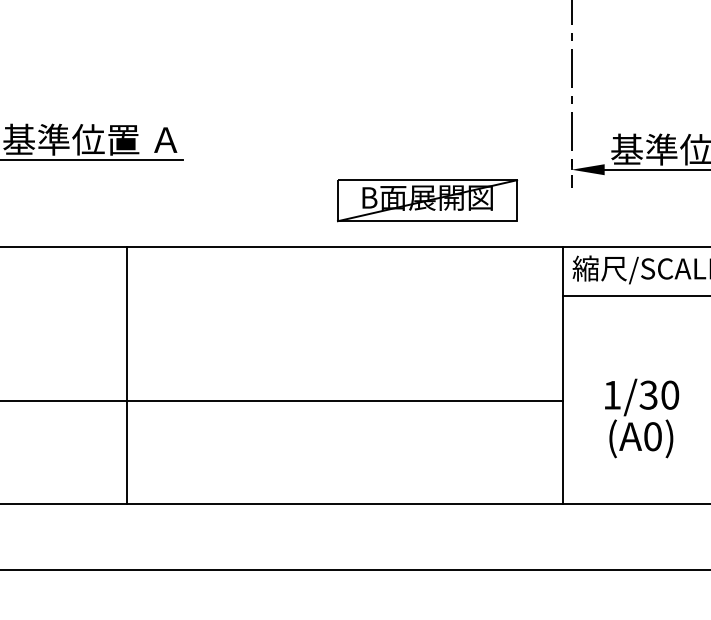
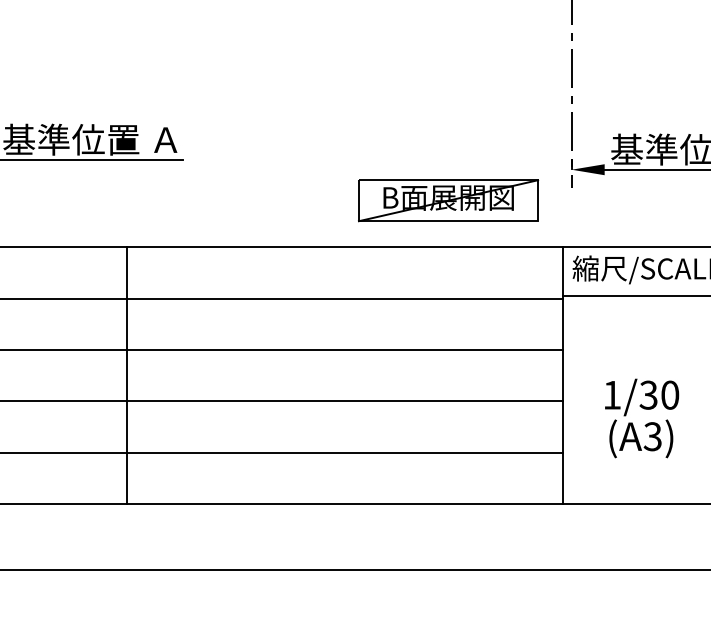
part position: (427, 200) -> (448, 200) (448, 200)
line: none -> present (282, 298)
line: none -> present (282, 349)
text: (A0) -> (A3) (652, 436)
line: none -> present (282, 452)
